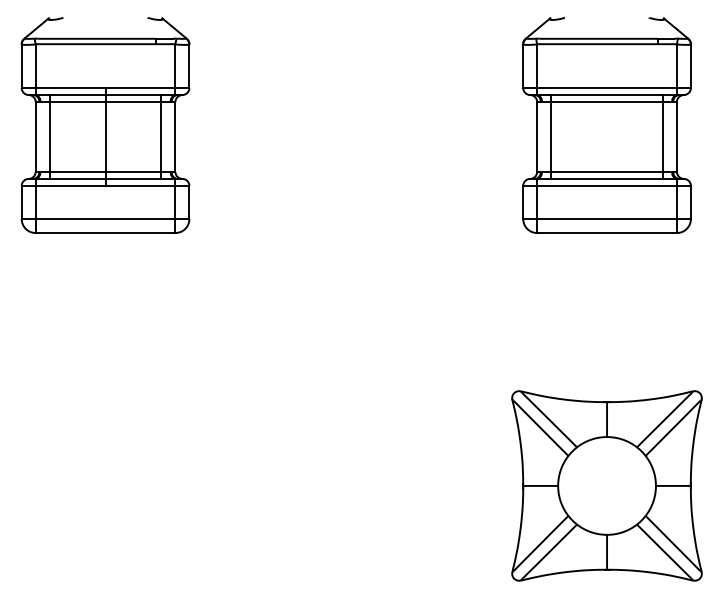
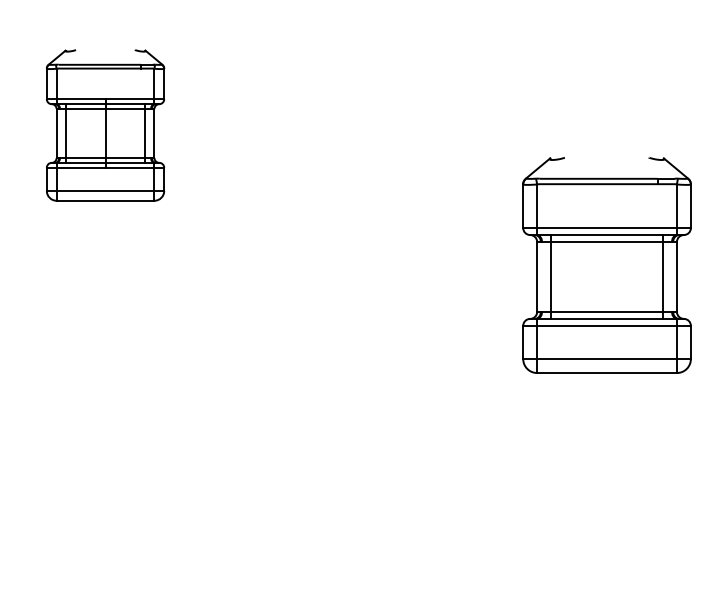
part size: 171x217 px -> 120x153 px (105, 125)
part position: (606, 125) -> (606, 265) (606, 265)
part: present -> none (606, 485)
